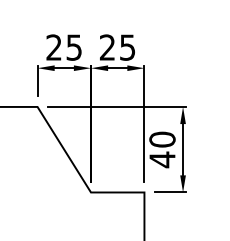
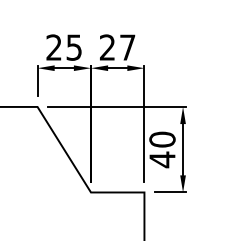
text: 25 -> 27 (127, 47)
